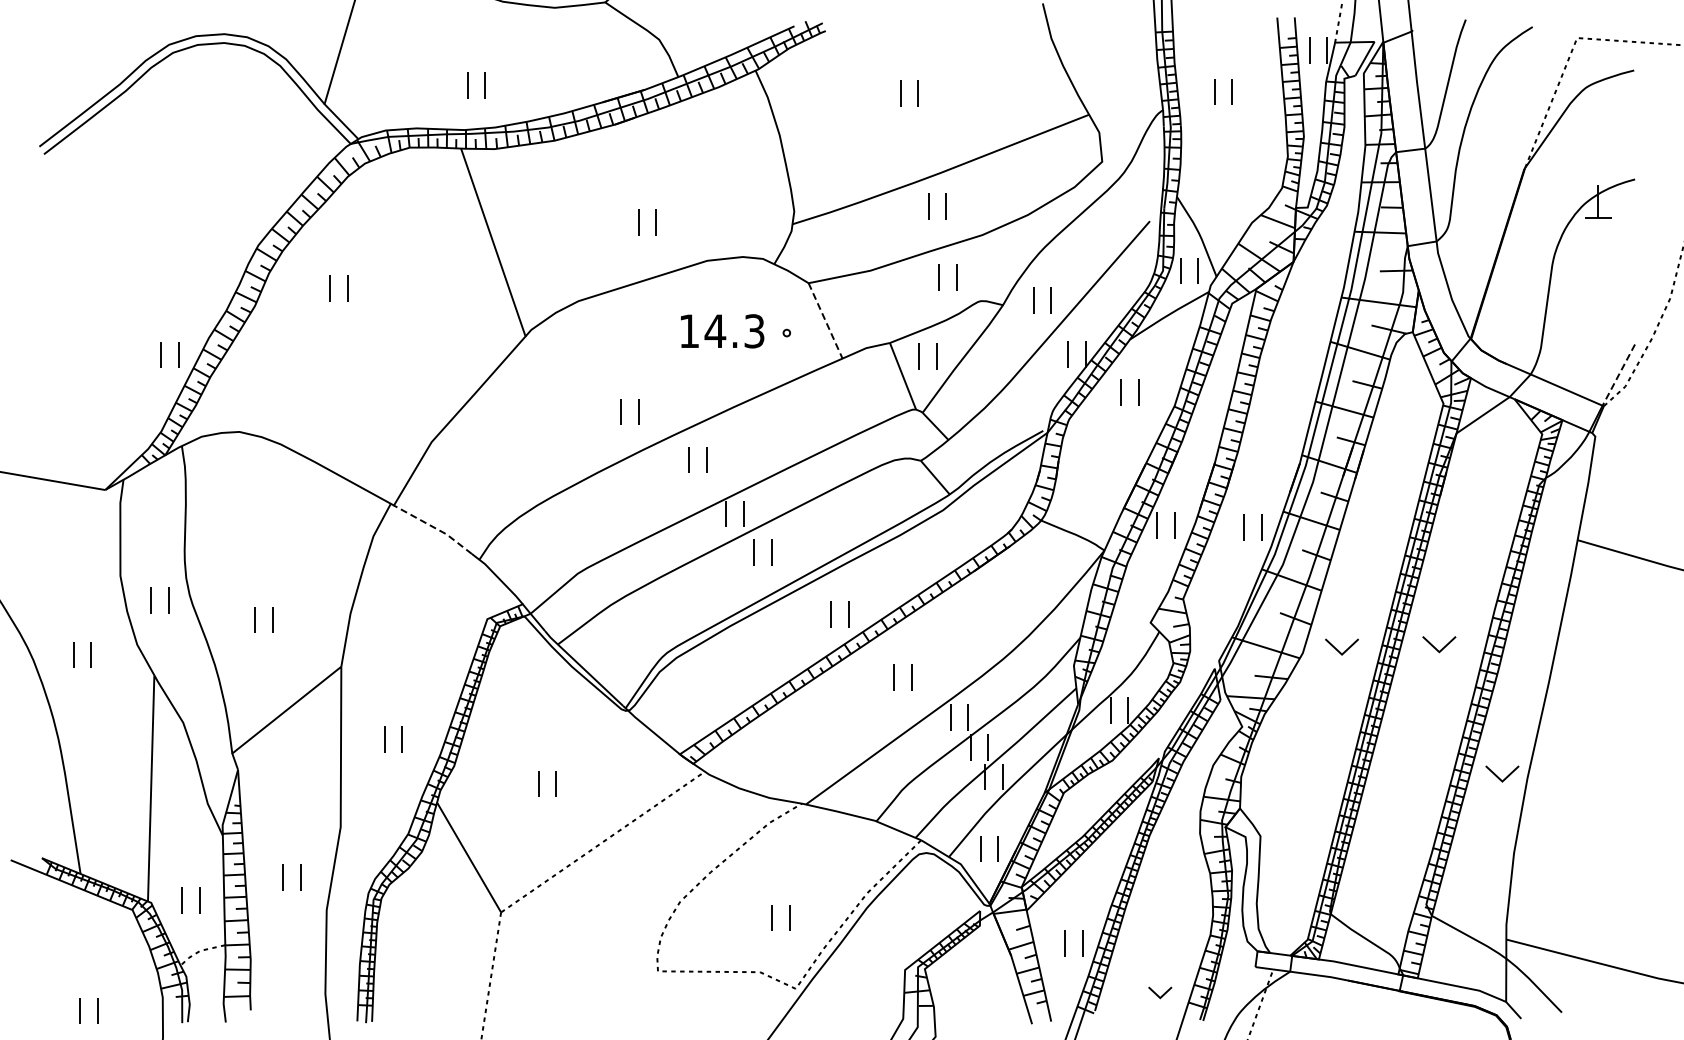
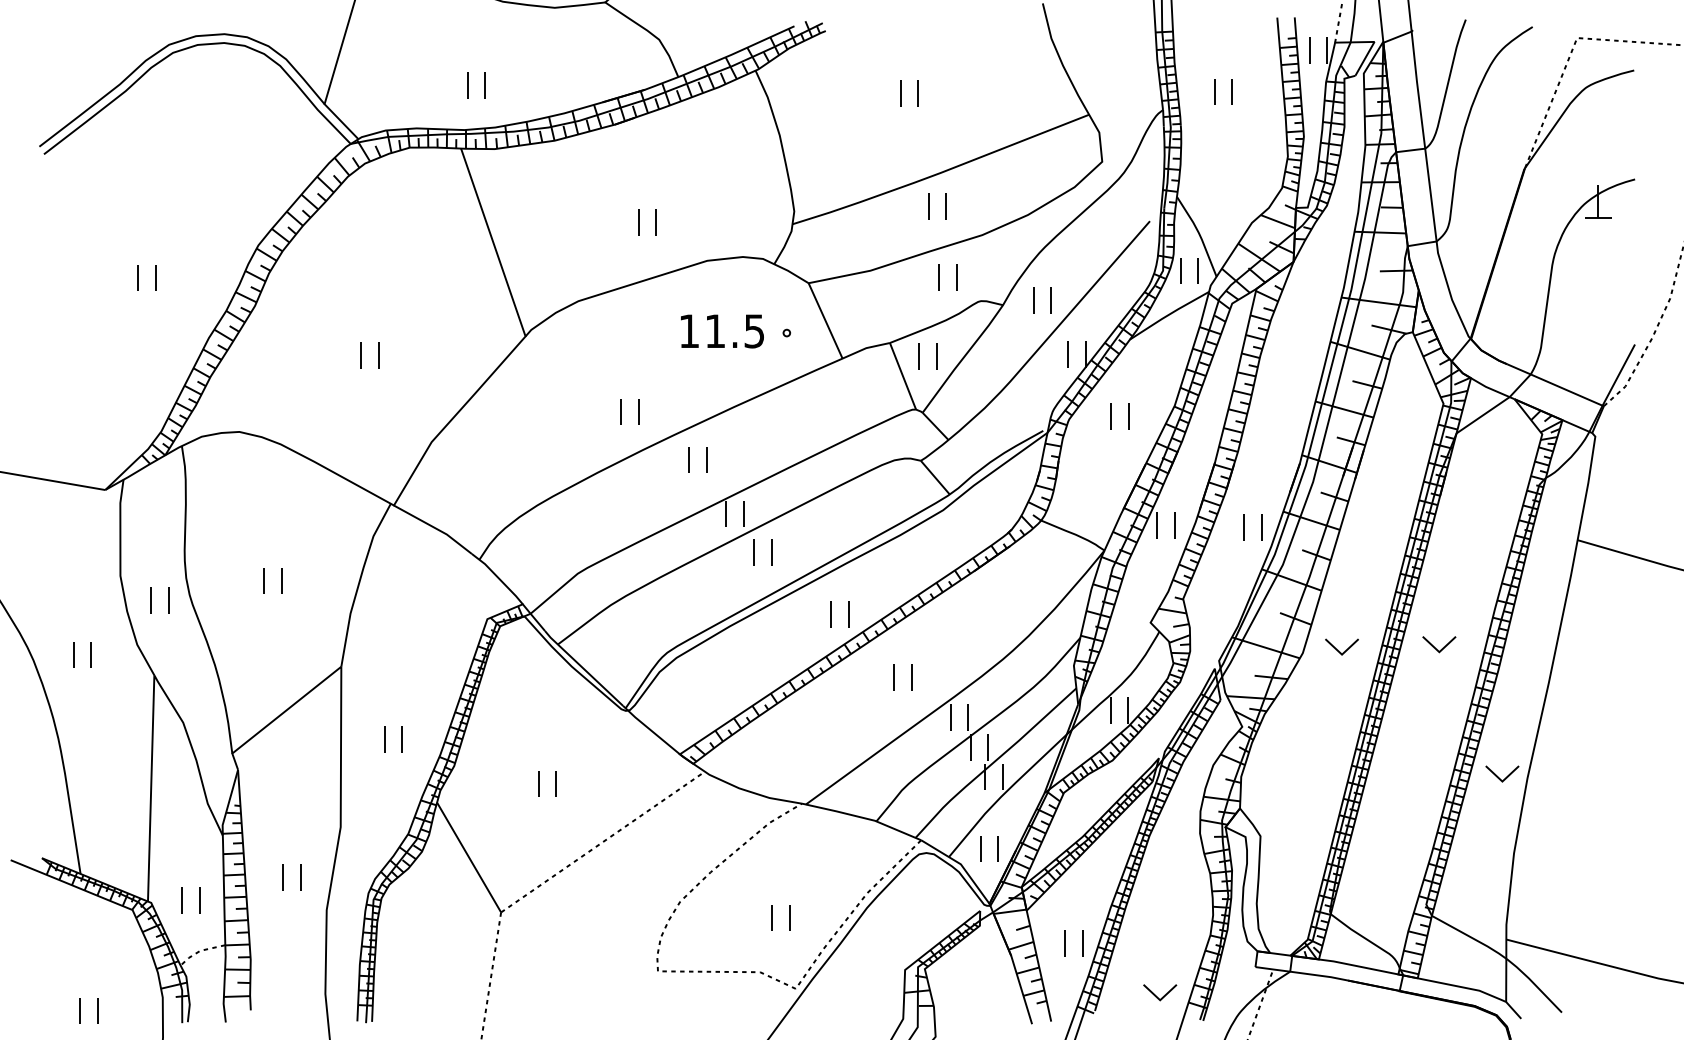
part position: (330, 288) -> (361, 355) (361, 355)
line: dashed -> solid (825, 321)
text: 14.3 -> 11.5 (734, 330)
part position: (161, 354) -> (138, 277) (138, 277)
line: dashed -> solid (1618, 375)
part position: (1121, 392) -> (1111, 416) (1111, 416)
line: dashed -> solid (434, 527)
part position: (255, 619) -> (264, 580) (264, 580)
part size: 25x14 px -> 35x18 px (1160, 992)
